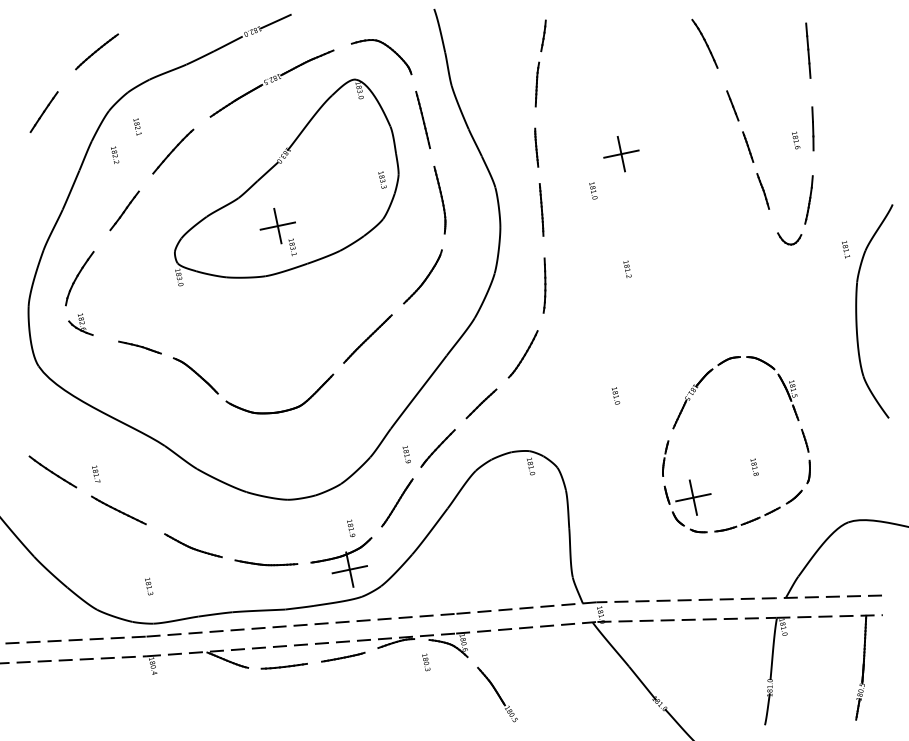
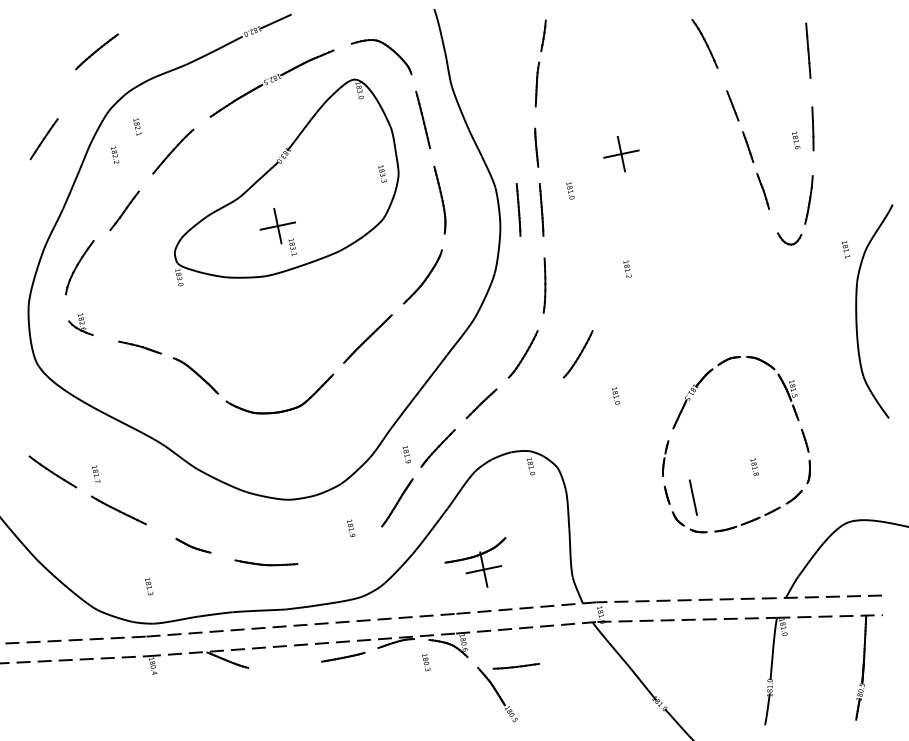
line position: (43, 111) -> (43, 138) (43, 138)
text position: (382, 179) -> (382, 173) (382, 173)
text position: (593, 190) -> (570, 190) (570, 190)
line: none -> present (518, 209)
part position: (79, 278) -> (79, 267) (79, 267)
part: none -> present (577, 354)
line: present -> none (693, 497)
part size: 59x26 px -> 37x17 px (193, 545)
part position: (341, 562) -> (475, 562) (475, 562)
line position: (283, 666) -> (515, 666) (515, 666)
